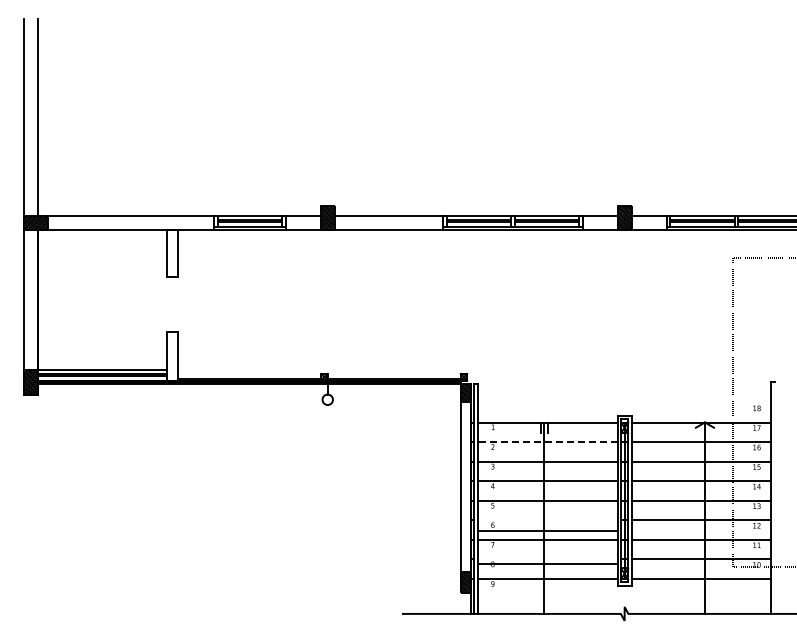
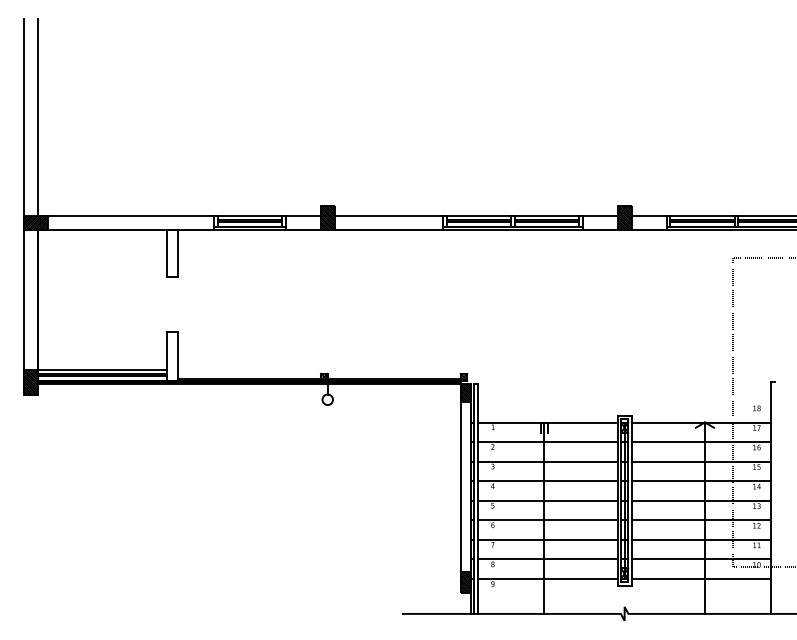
line: dashed -> solid (547, 442)
line position: (547, 531) -> (547, 520) (547, 520)
line position: (547, 564) -> (547, 559) (547, 559)
